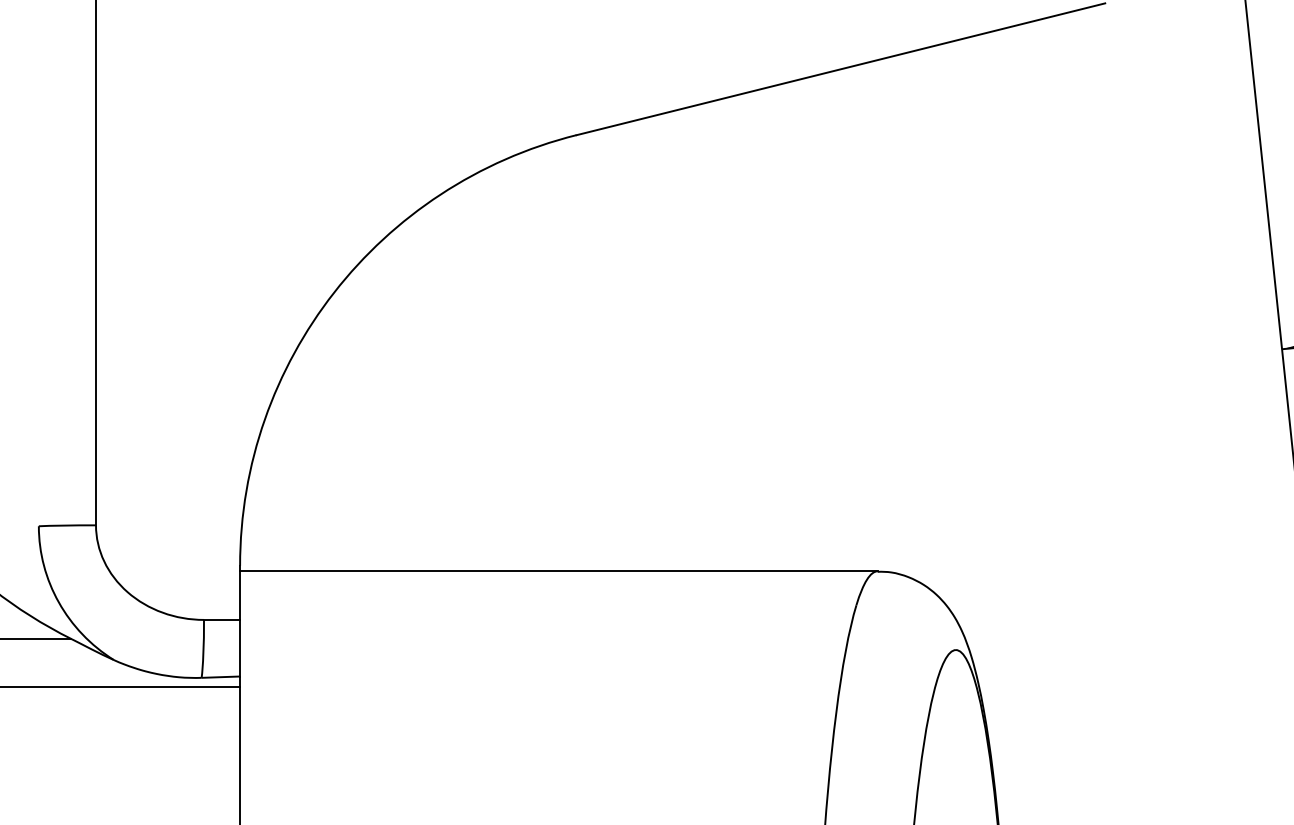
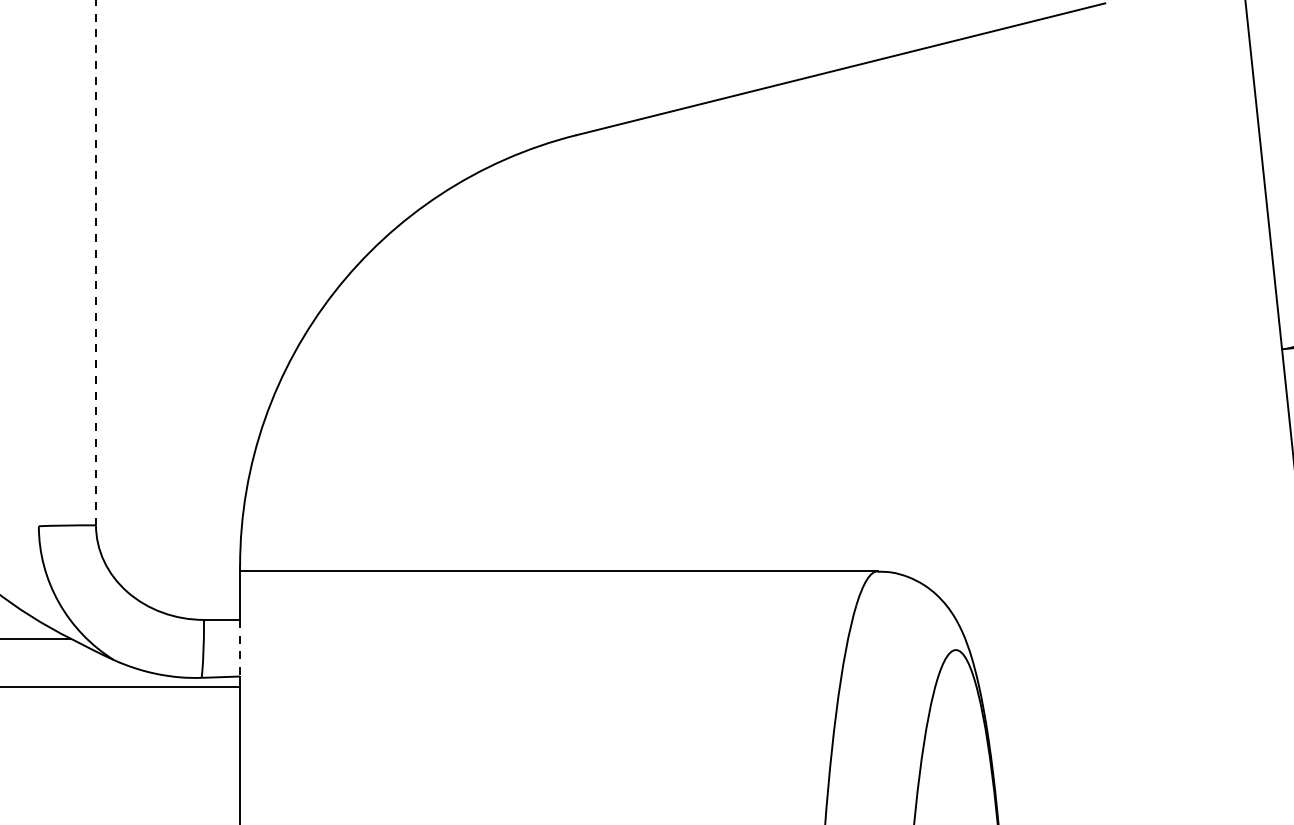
line: solid -> dashed (96, 263)
line: solid -> dashed (240, 648)
